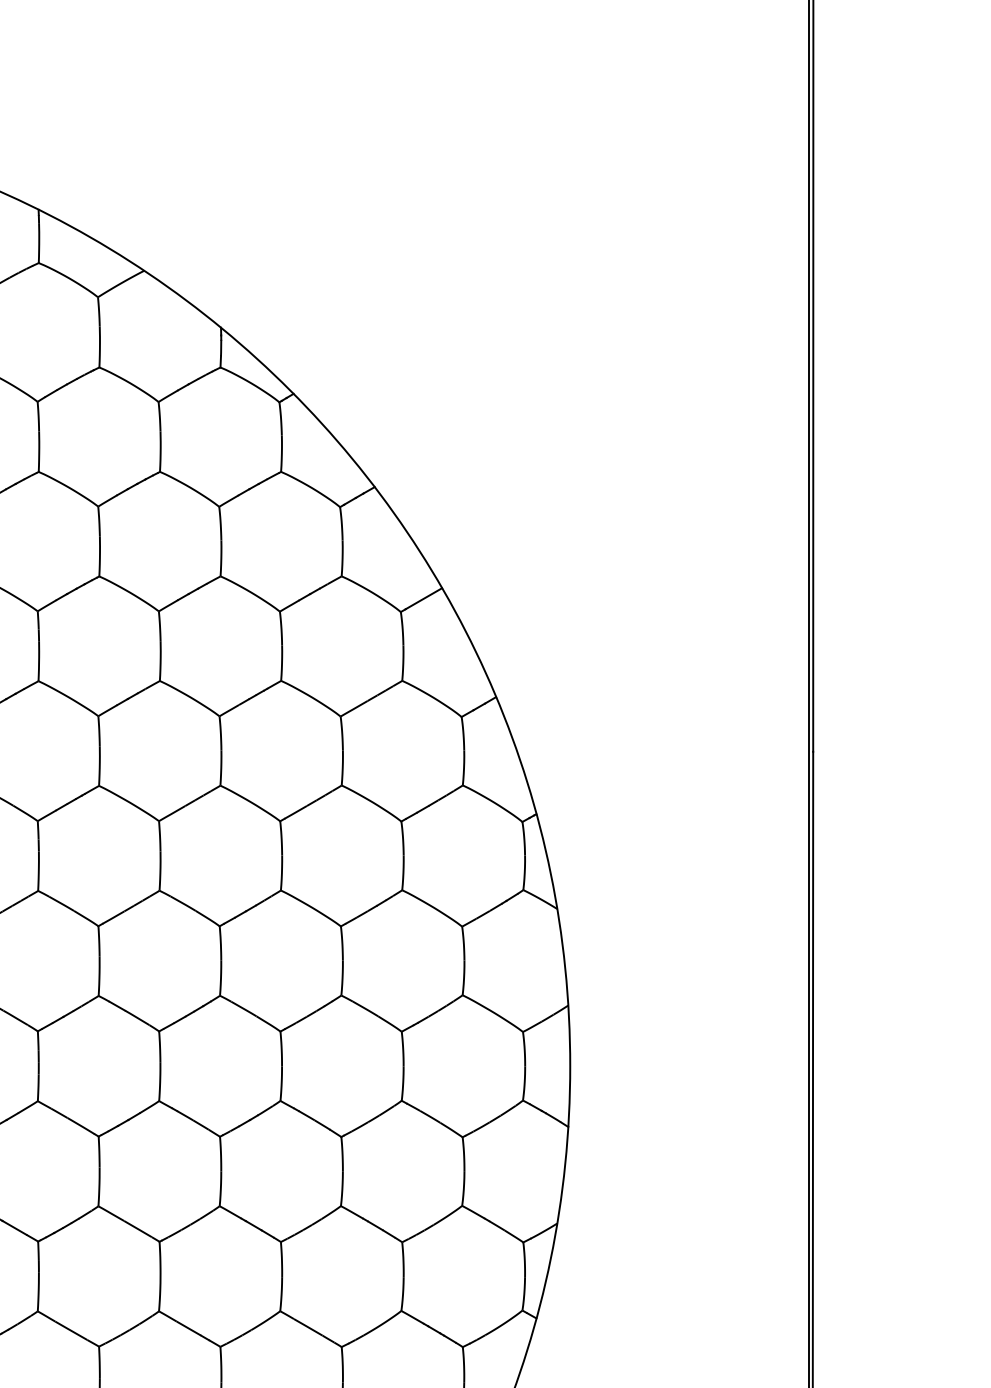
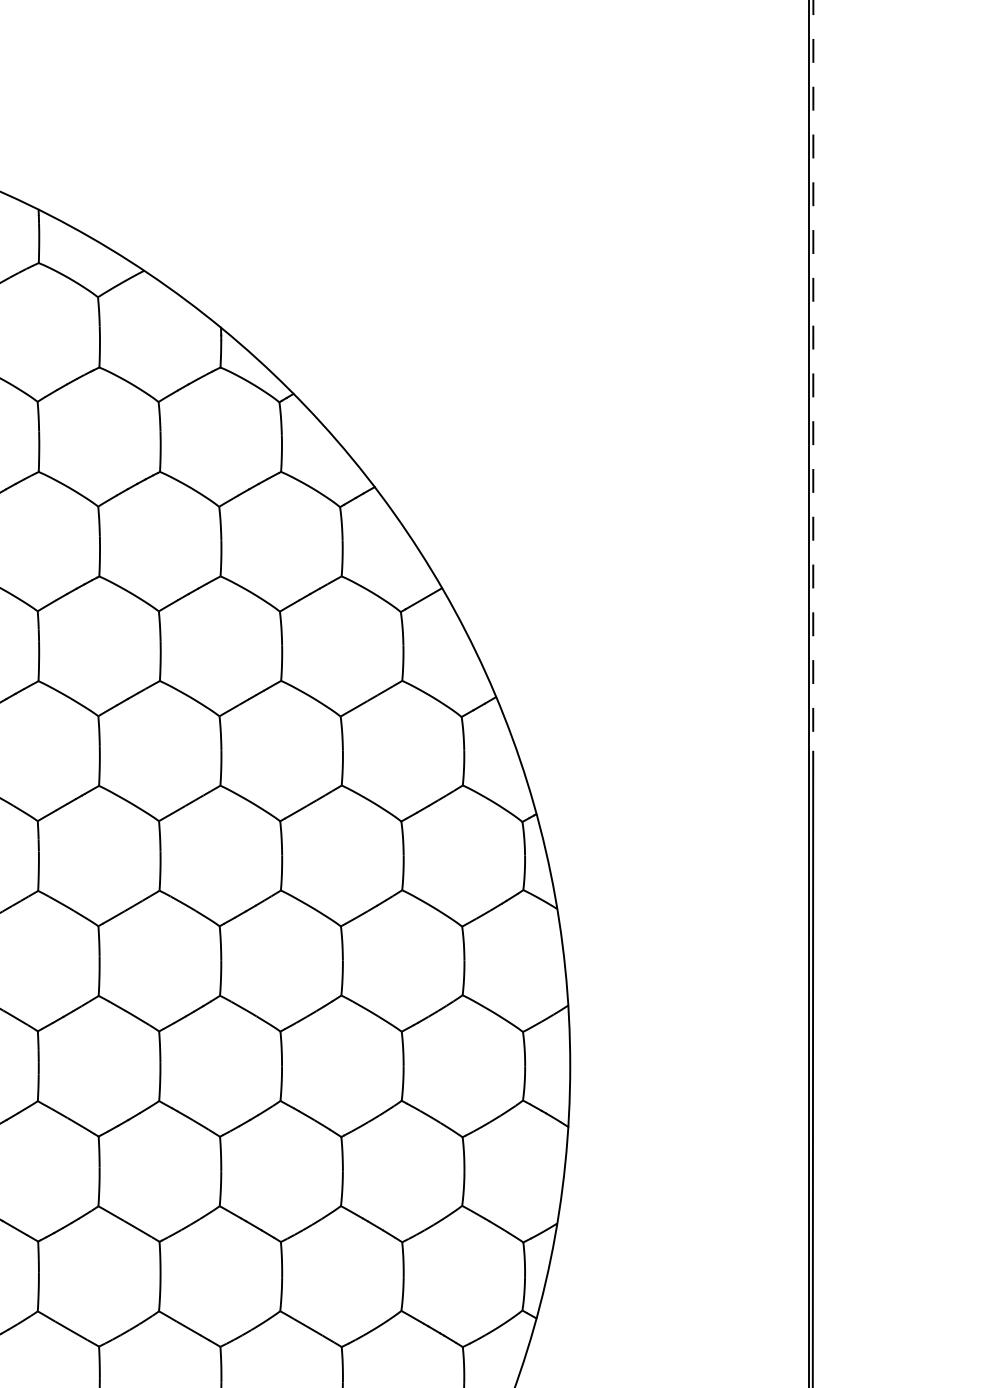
line: solid -> dashed (813, 376)
